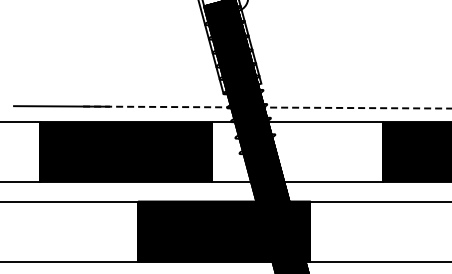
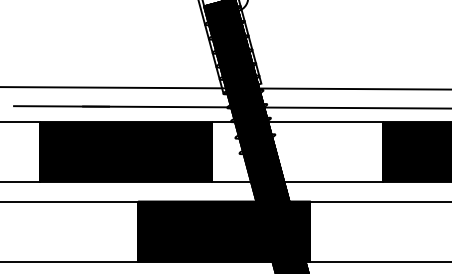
line: none -> present (225, 88)
line: dashed -> solid (267, 107)
